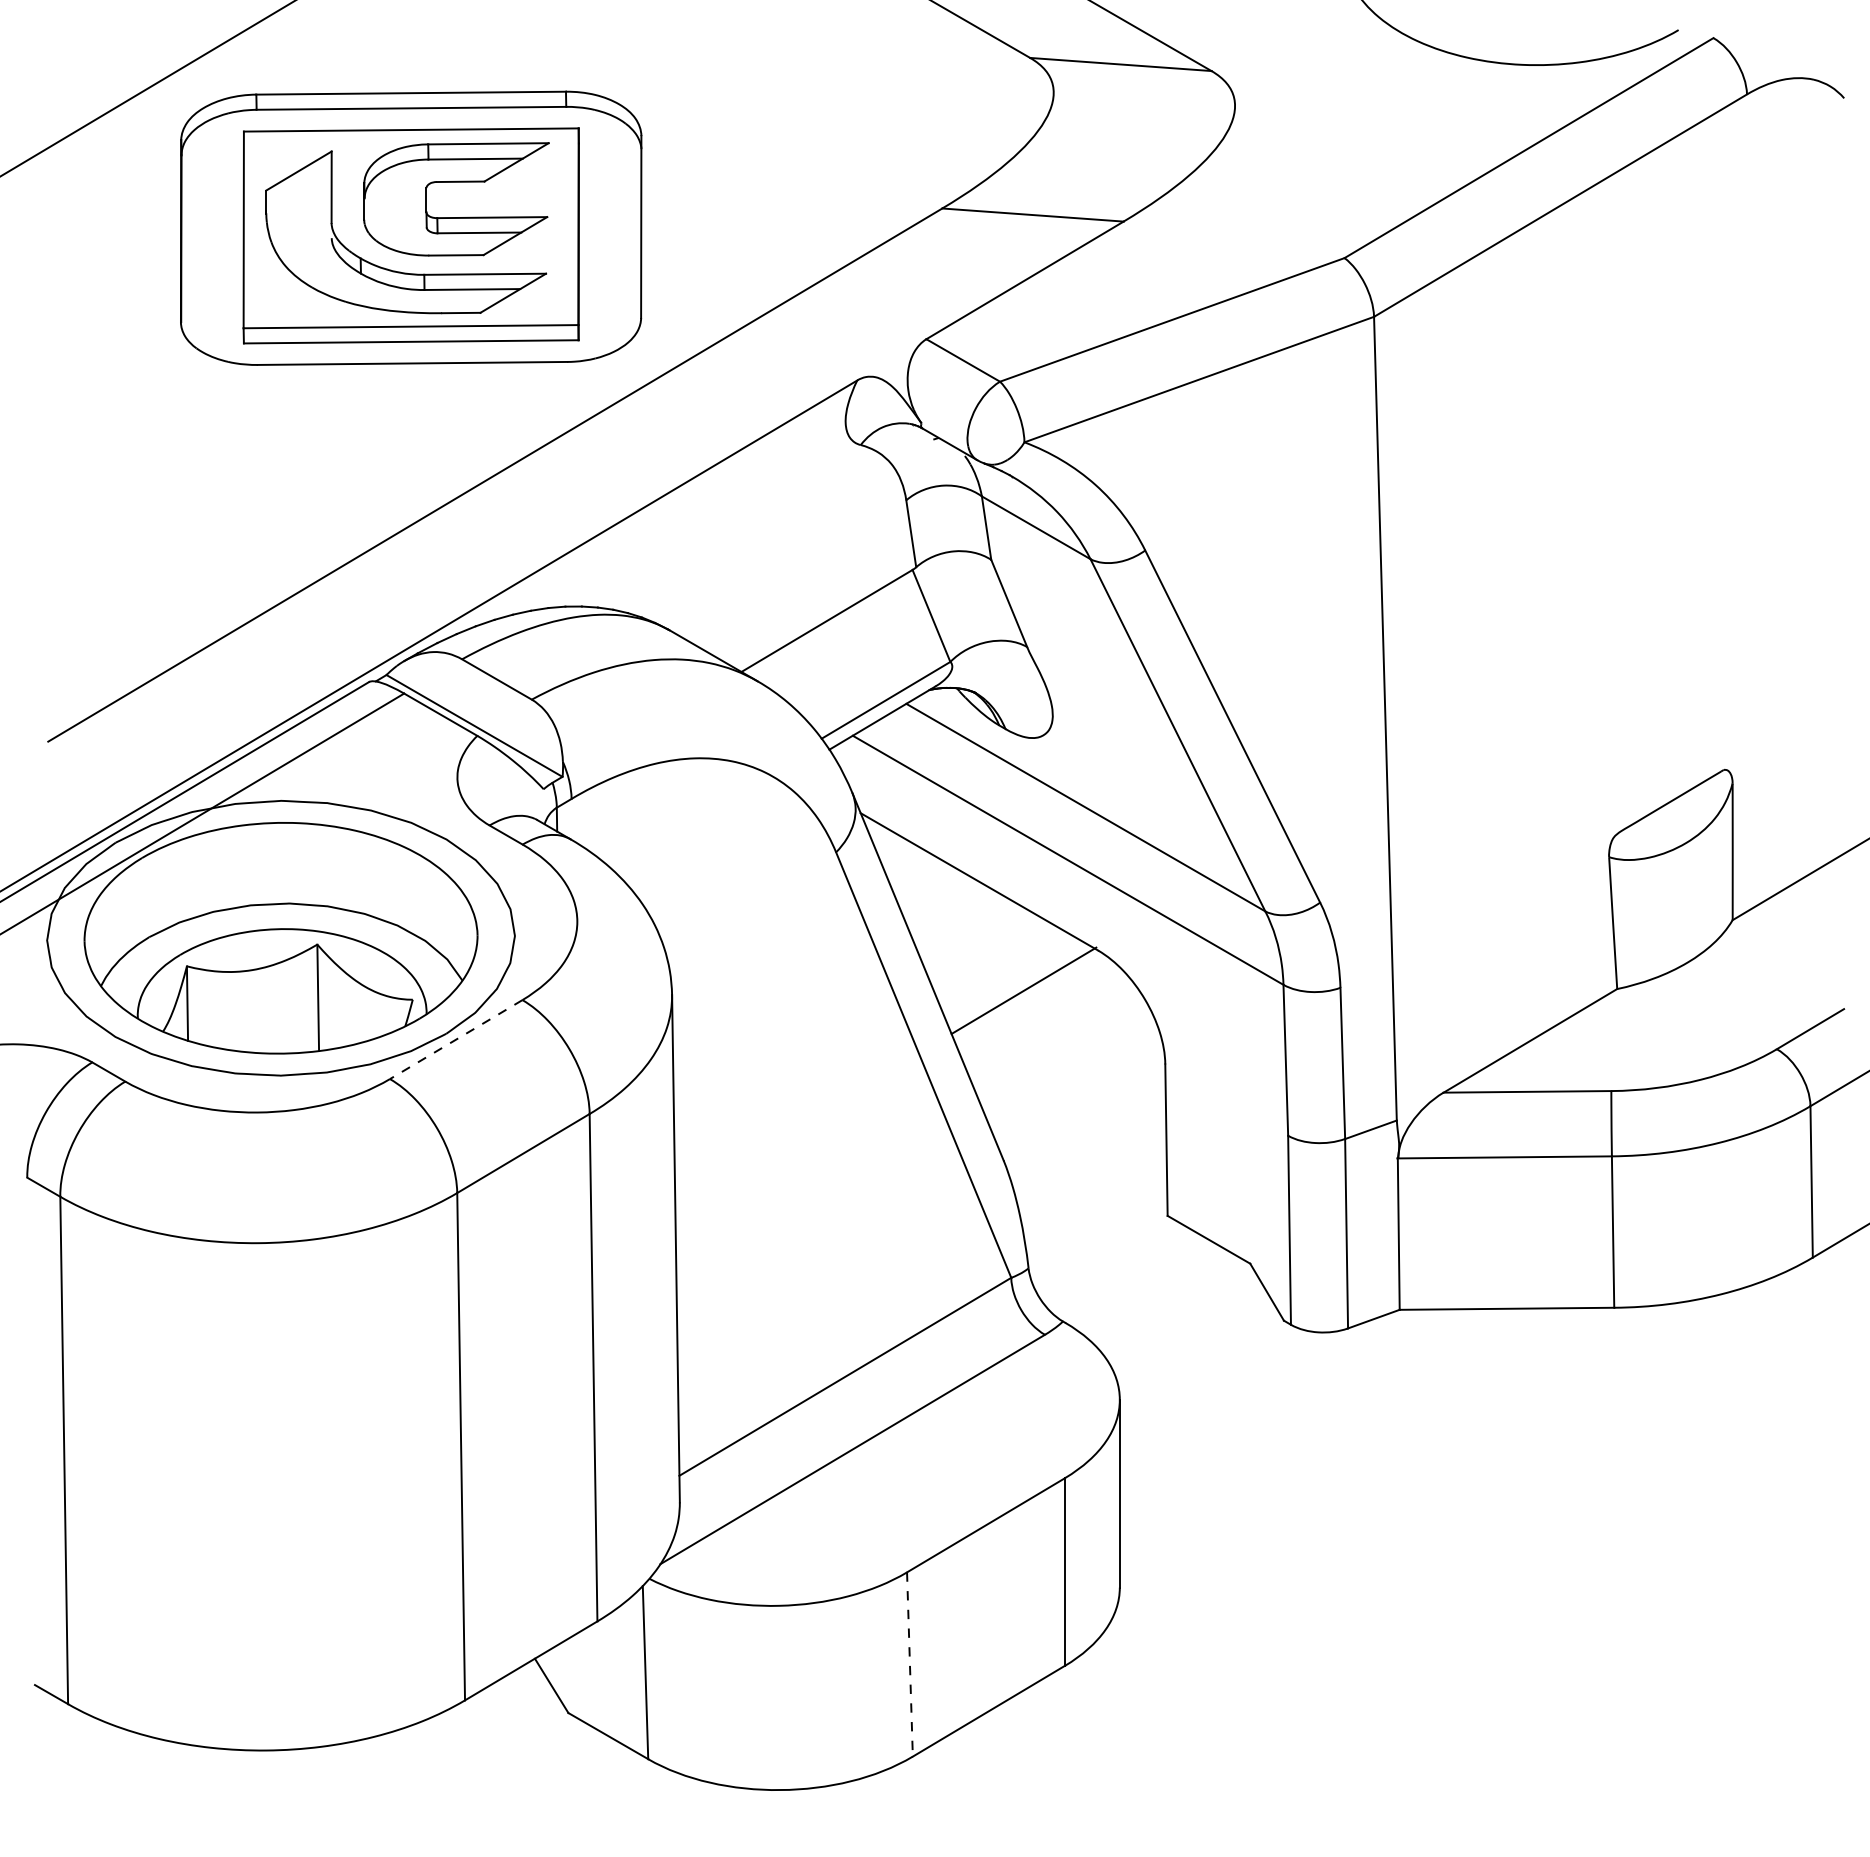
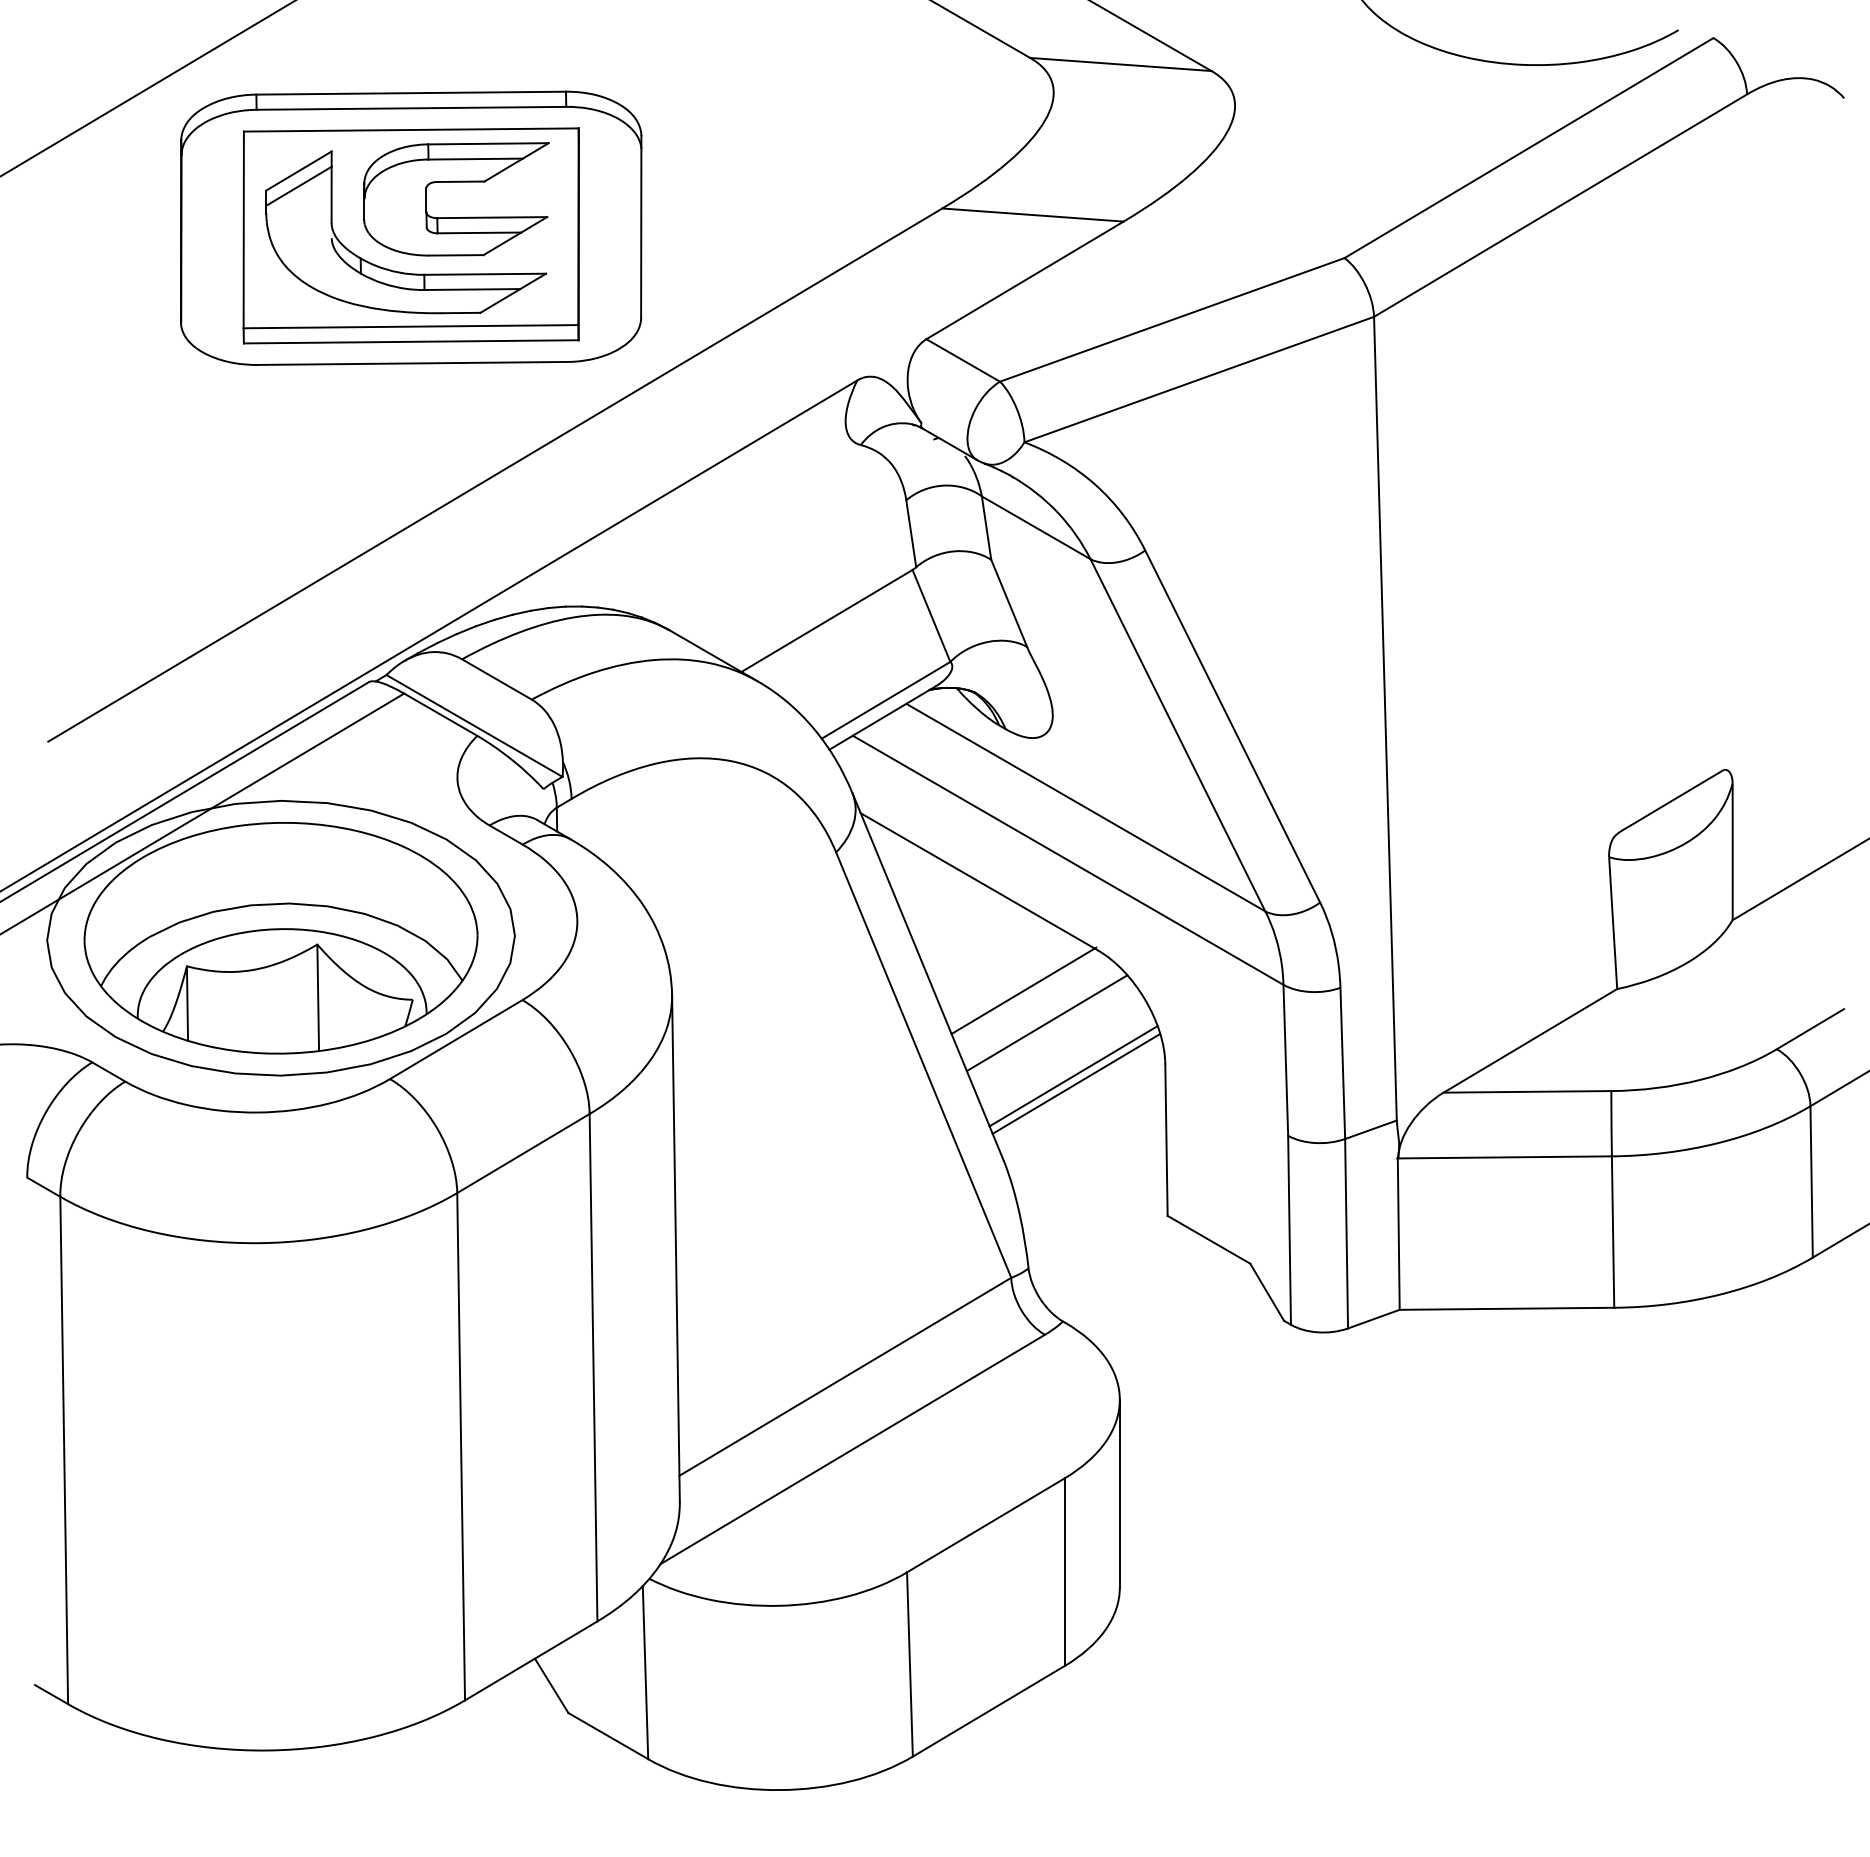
line: none -> present (298, 185)
line: none -> present (1046, 1023)
line: dashed -> solid (455, 1039)
line: none -> present (1073, 1076)
line: none -> present (1076, 1083)
line: dashed -> solid (909, 1665)
